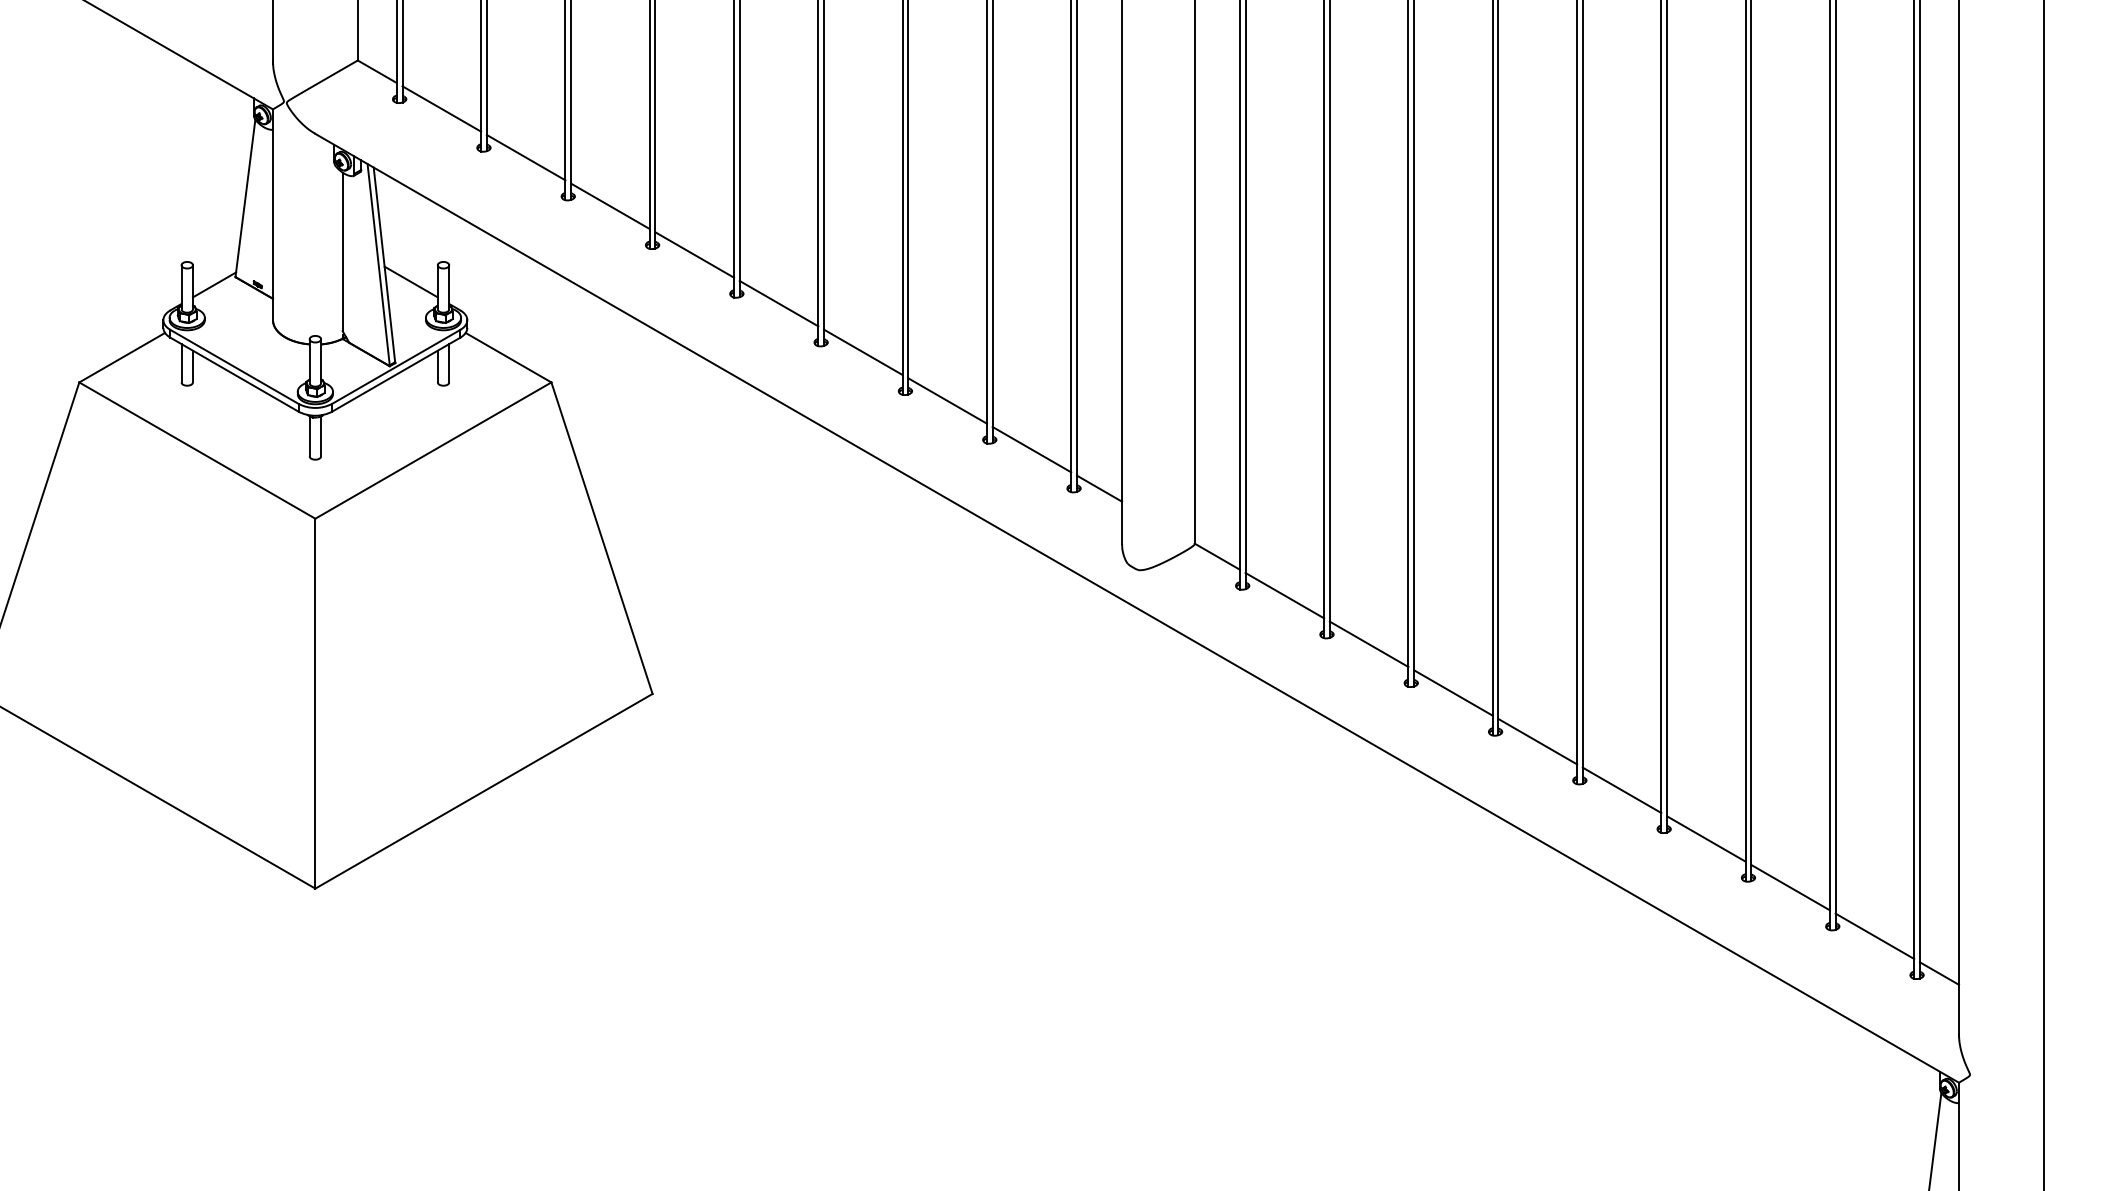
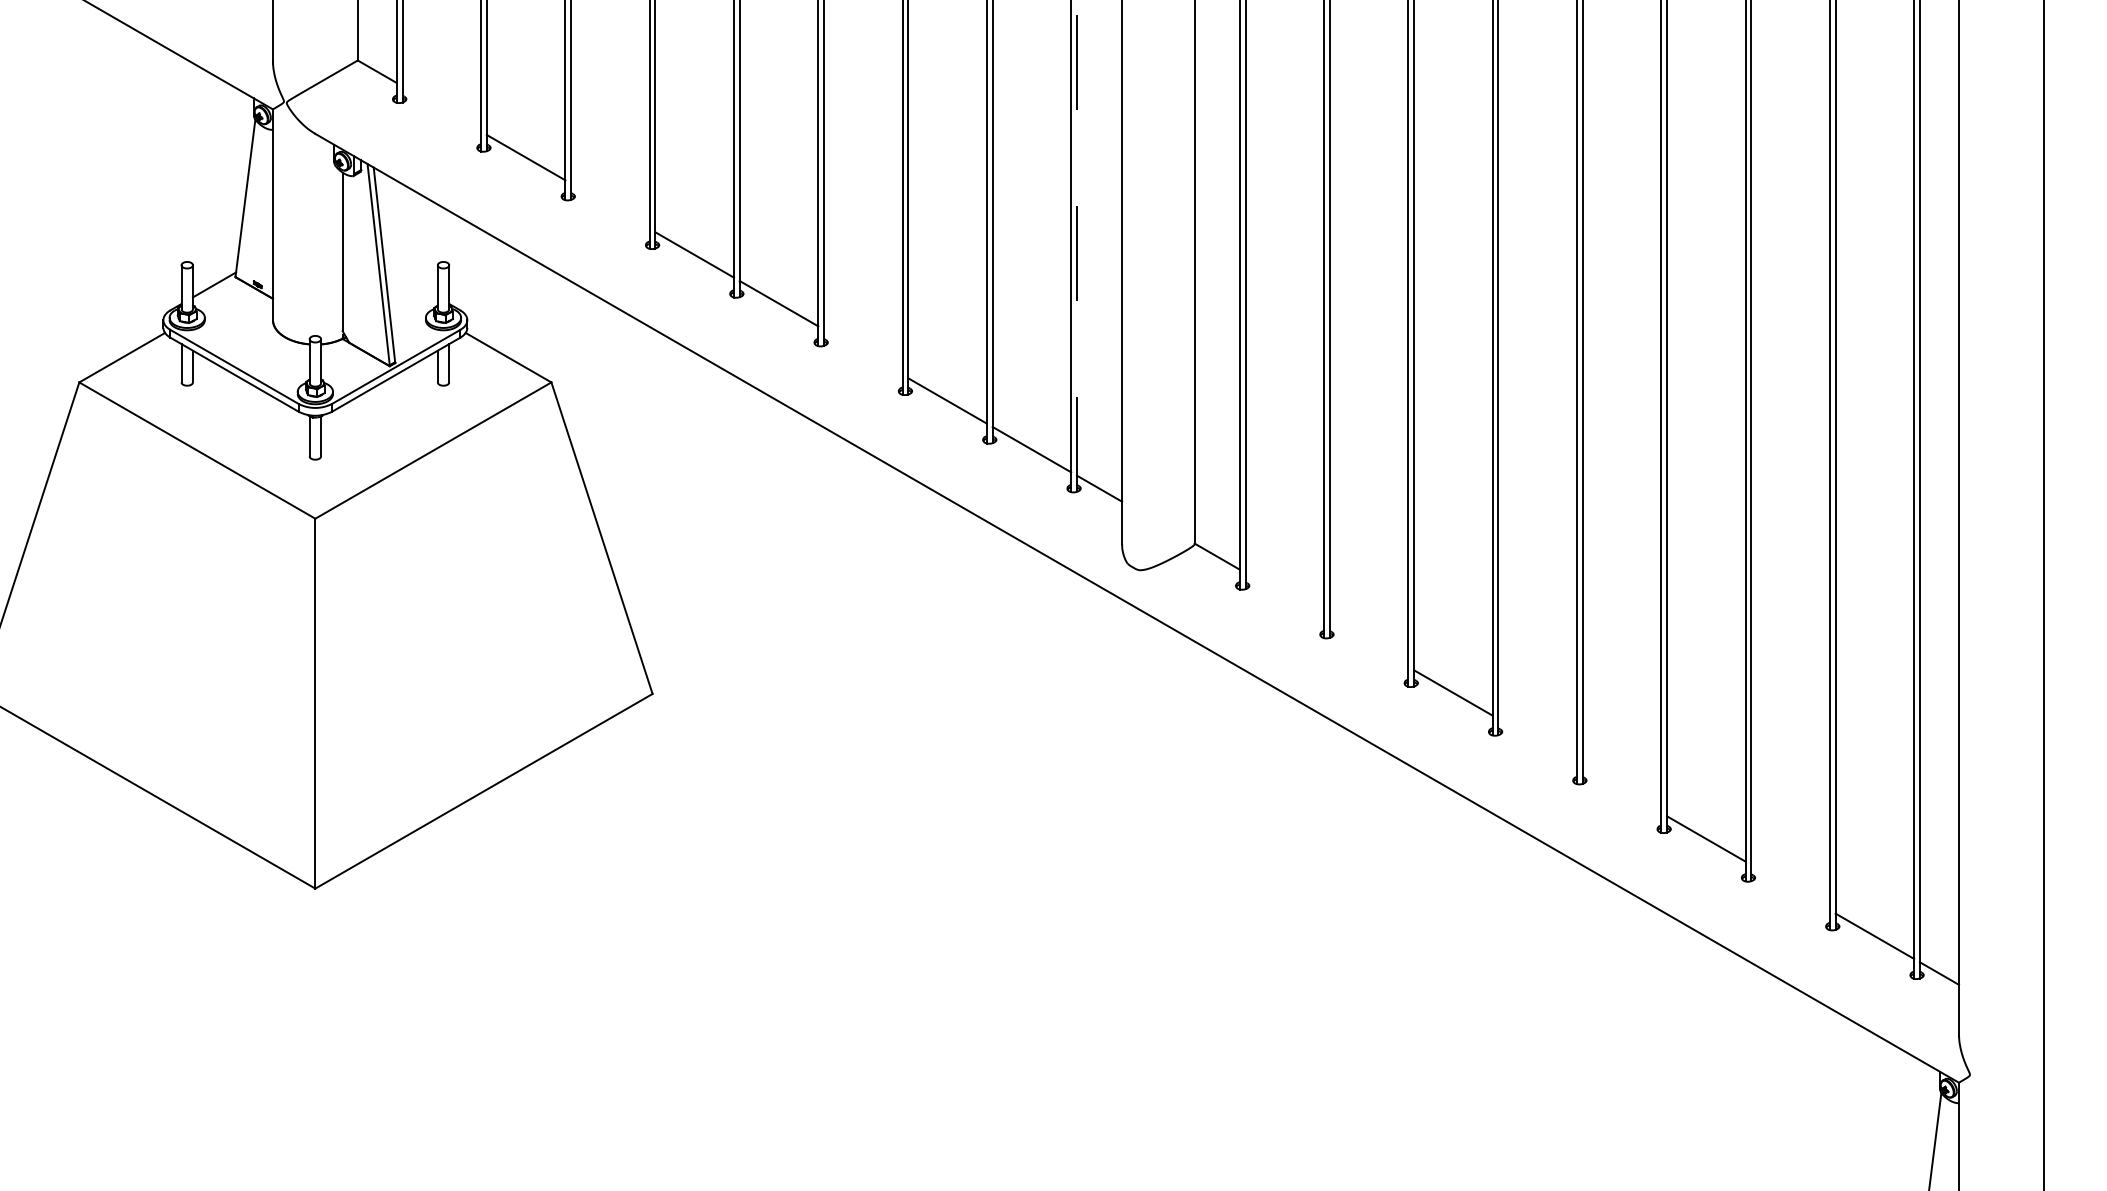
line: present -> none (441, 108)
line: present -> none (610, 206)
line: solid -> dashed (1076, 245)
line: present -> none (410, 281)
line: present -> none (863, 352)
line: present -> none (1284, 595)
line: present -> none (1368, 644)
line: present -> none (1537, 741)
line: present -> none (1621, 790)
line: present -> none (1790, 887)
